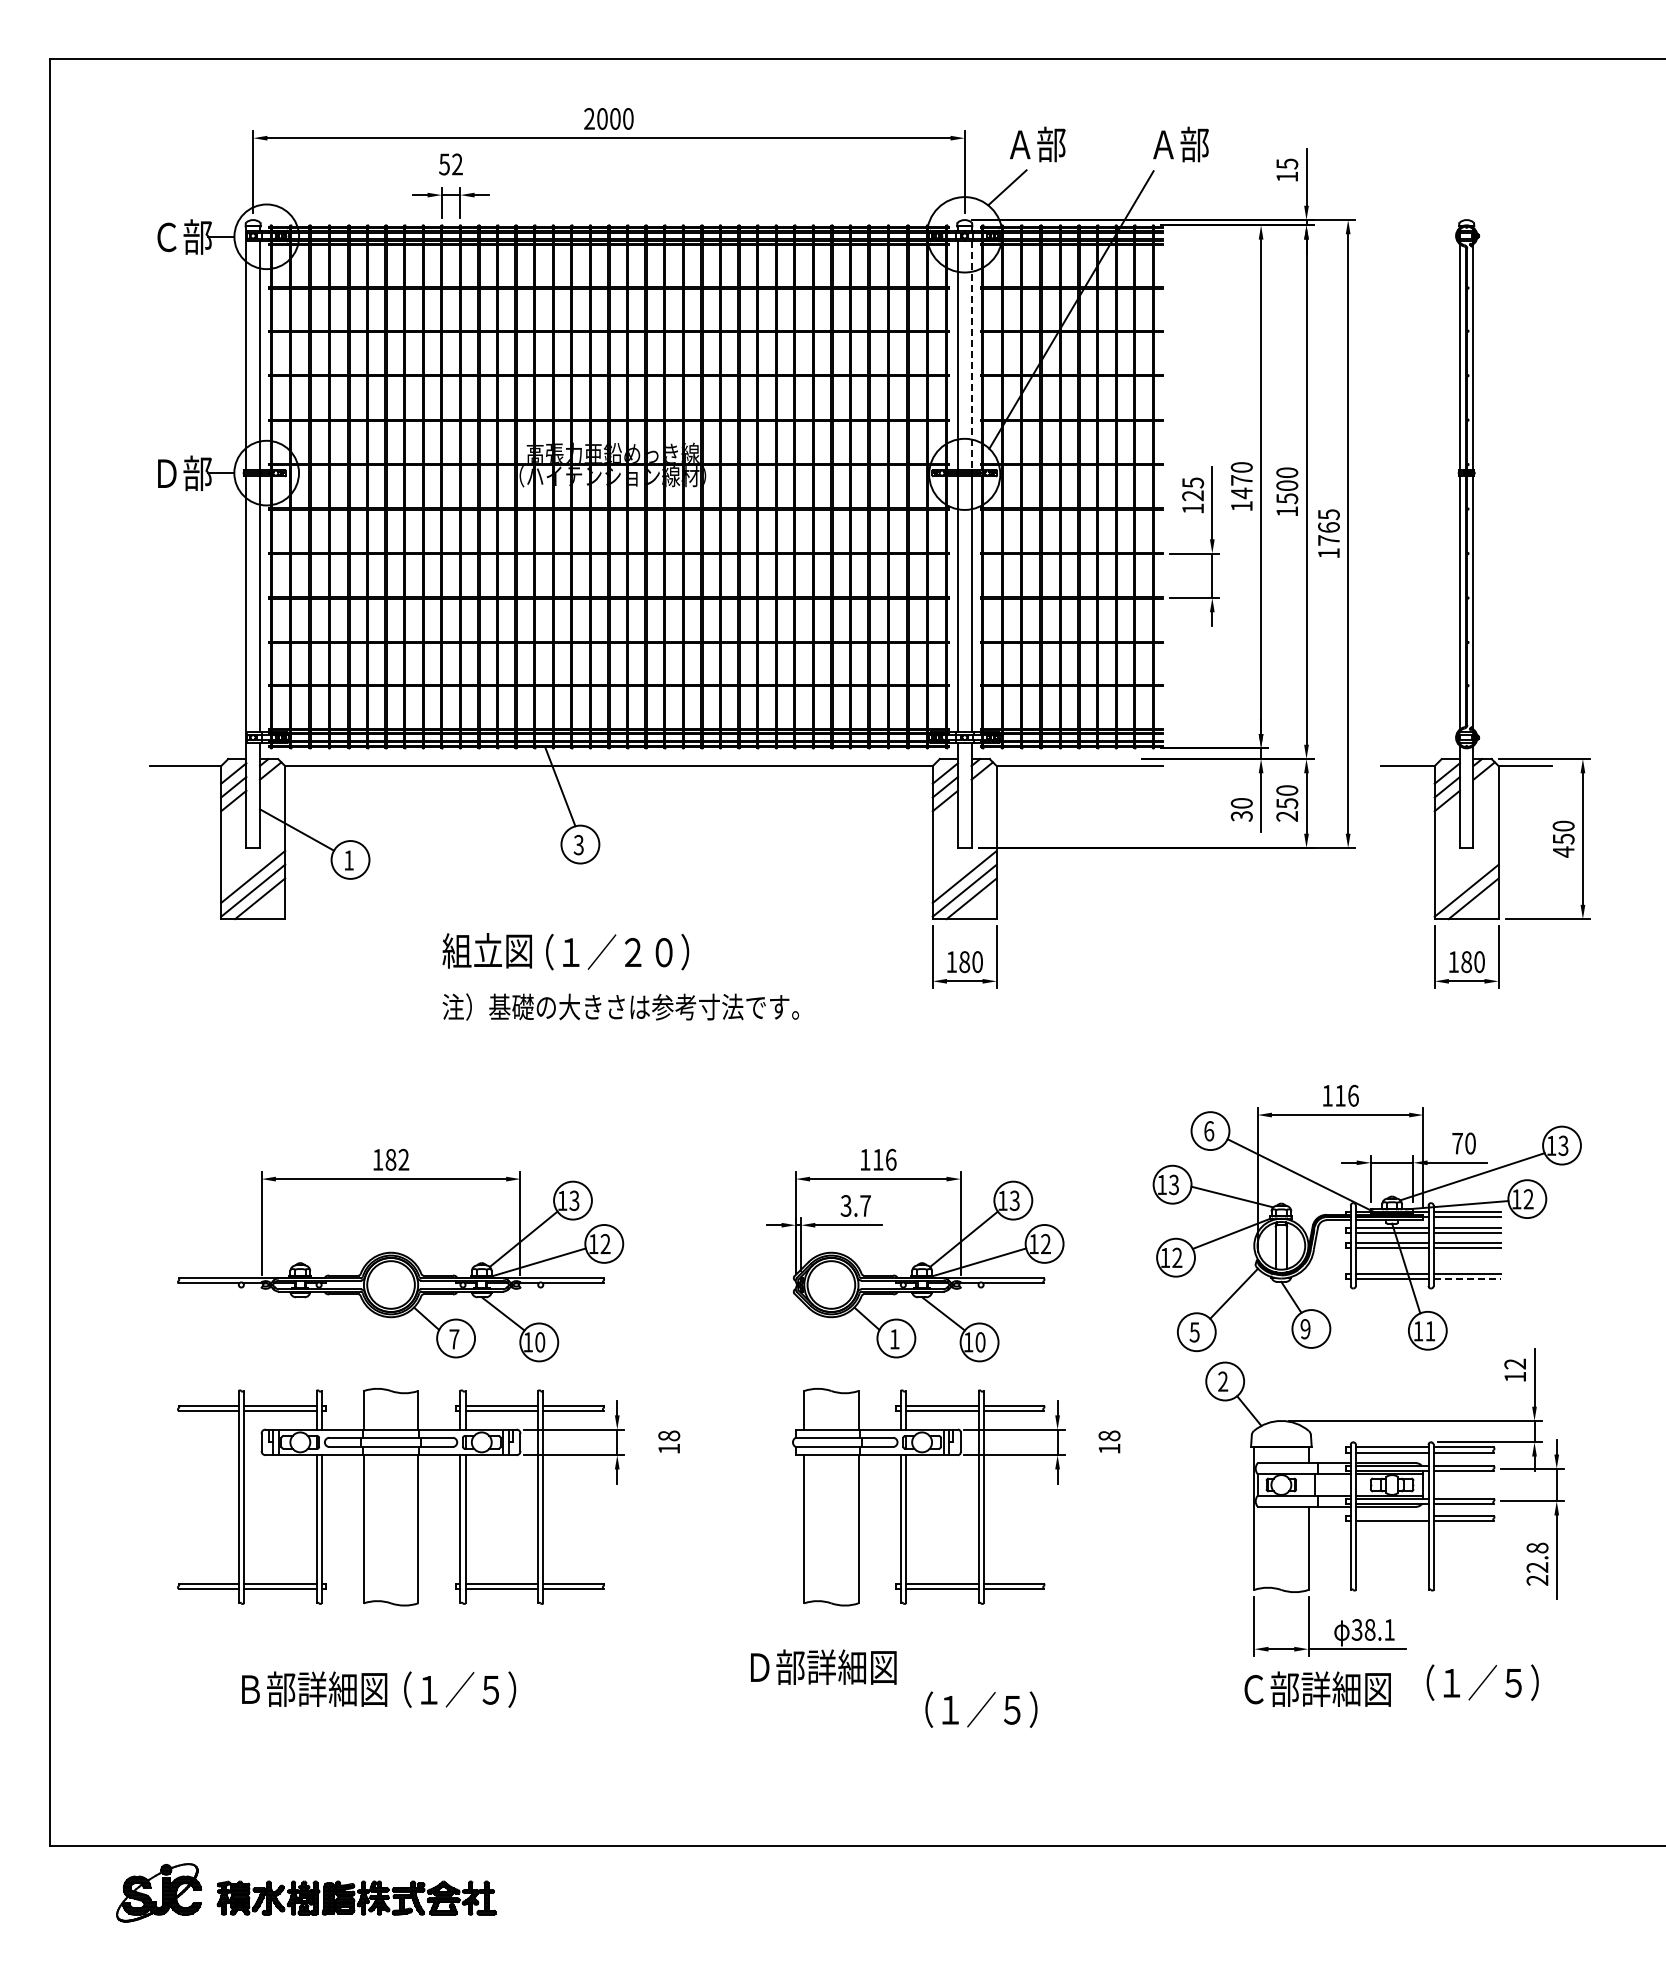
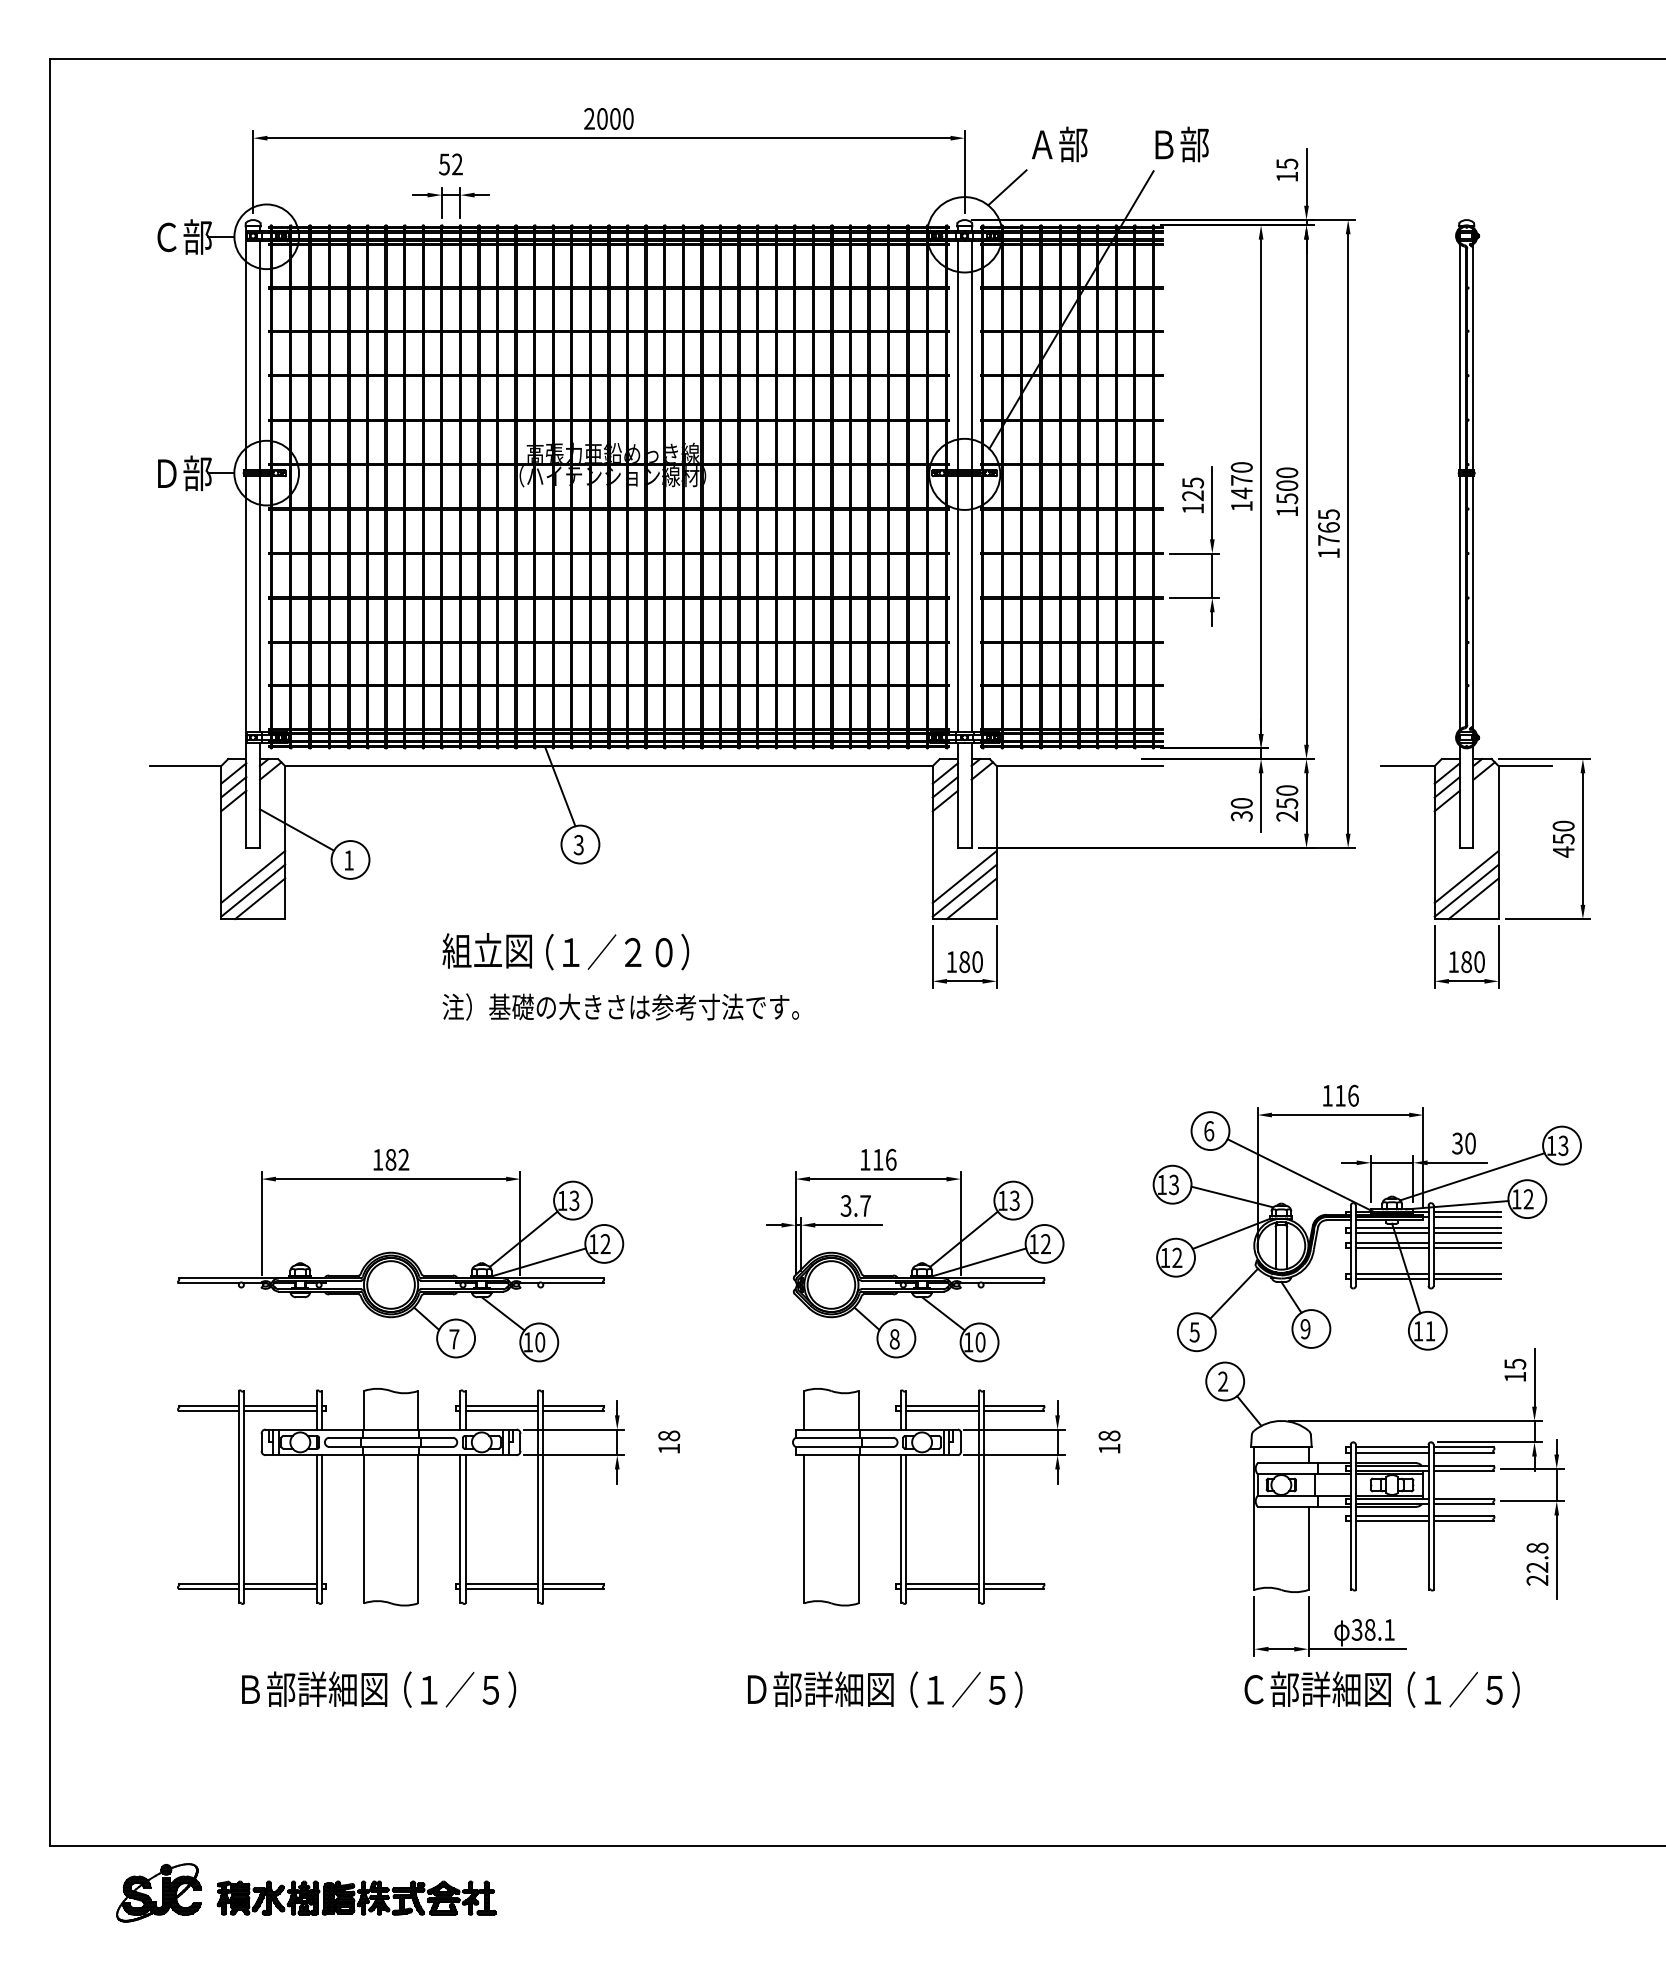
text position: (1037, 144) -> (1059, 144) (1059, 144)
text: Ａ部 -> Ｂ部 (1163, 144)
line: dashed -> solid (971, 356)
line: none -> present (1466, 876)
text: 70 -> 30 (1457, 1143)
line: dashed -> solid (1467, 1279)
text: 1 -> 8 (894, 1339)
text: 12 -> 15 (1515, 1363)
line: none -> present (1391, 1515)
text position: (823, 1666) -> (820, 1688) (820, 1688)
text position: (1482, 1682) -> (1463, 1689) (1463, 1689)
text position: (981, 1709) -> (966, 1689) (966, 1689)
